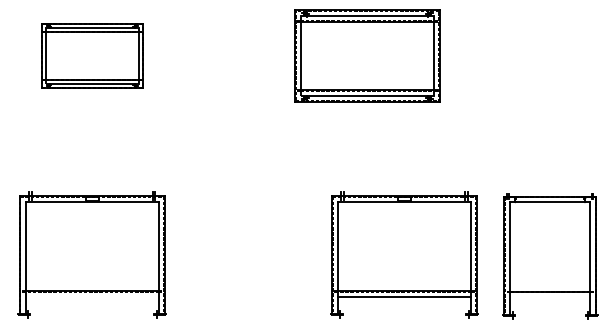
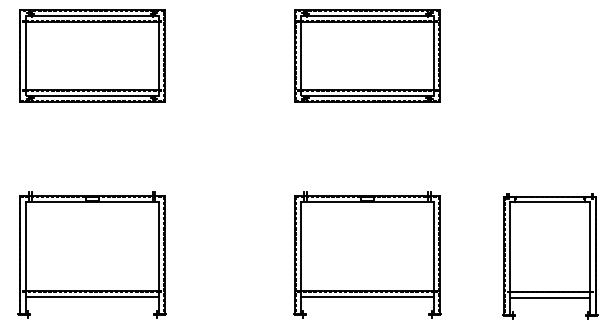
part size: 103x66 px -> 147x94 px (92, 55)
part position: (404, 254) -> (367, 254) (367, 254)
line: none -> present (91, 296)
line: none -> present (550, 297)
